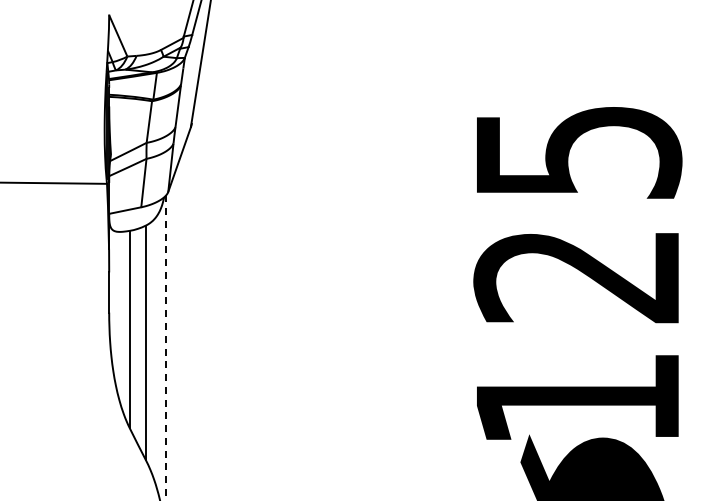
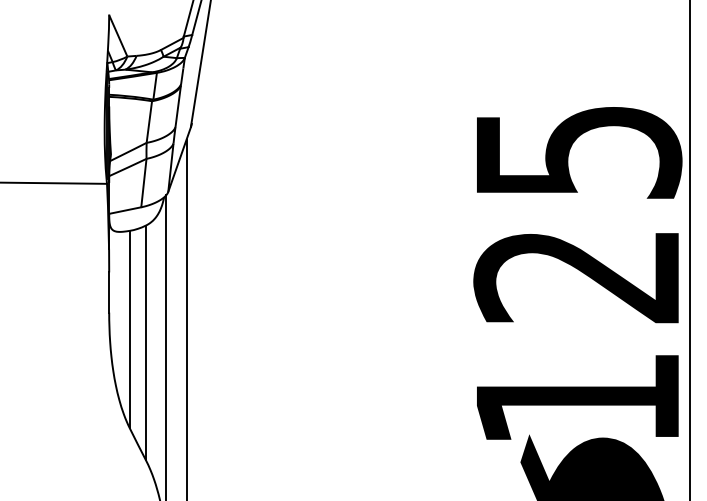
line: none -> present (689, 249)
line: none -> present (186, 318)
line: dashed -> solid (165, 347)
